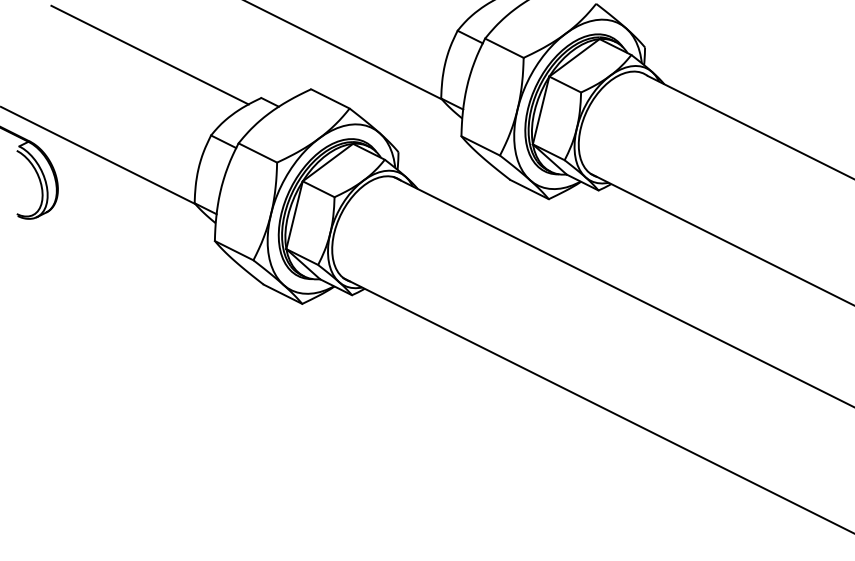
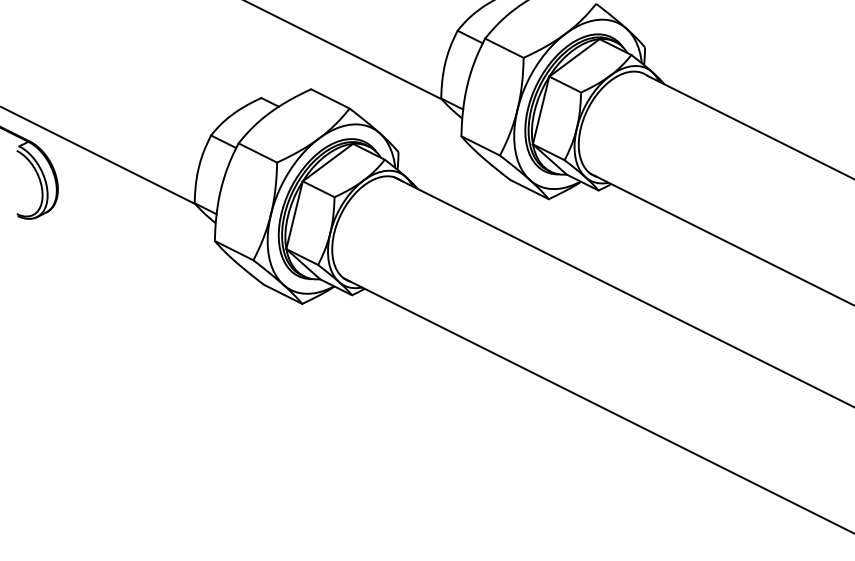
line: present -> none (149, 54)
